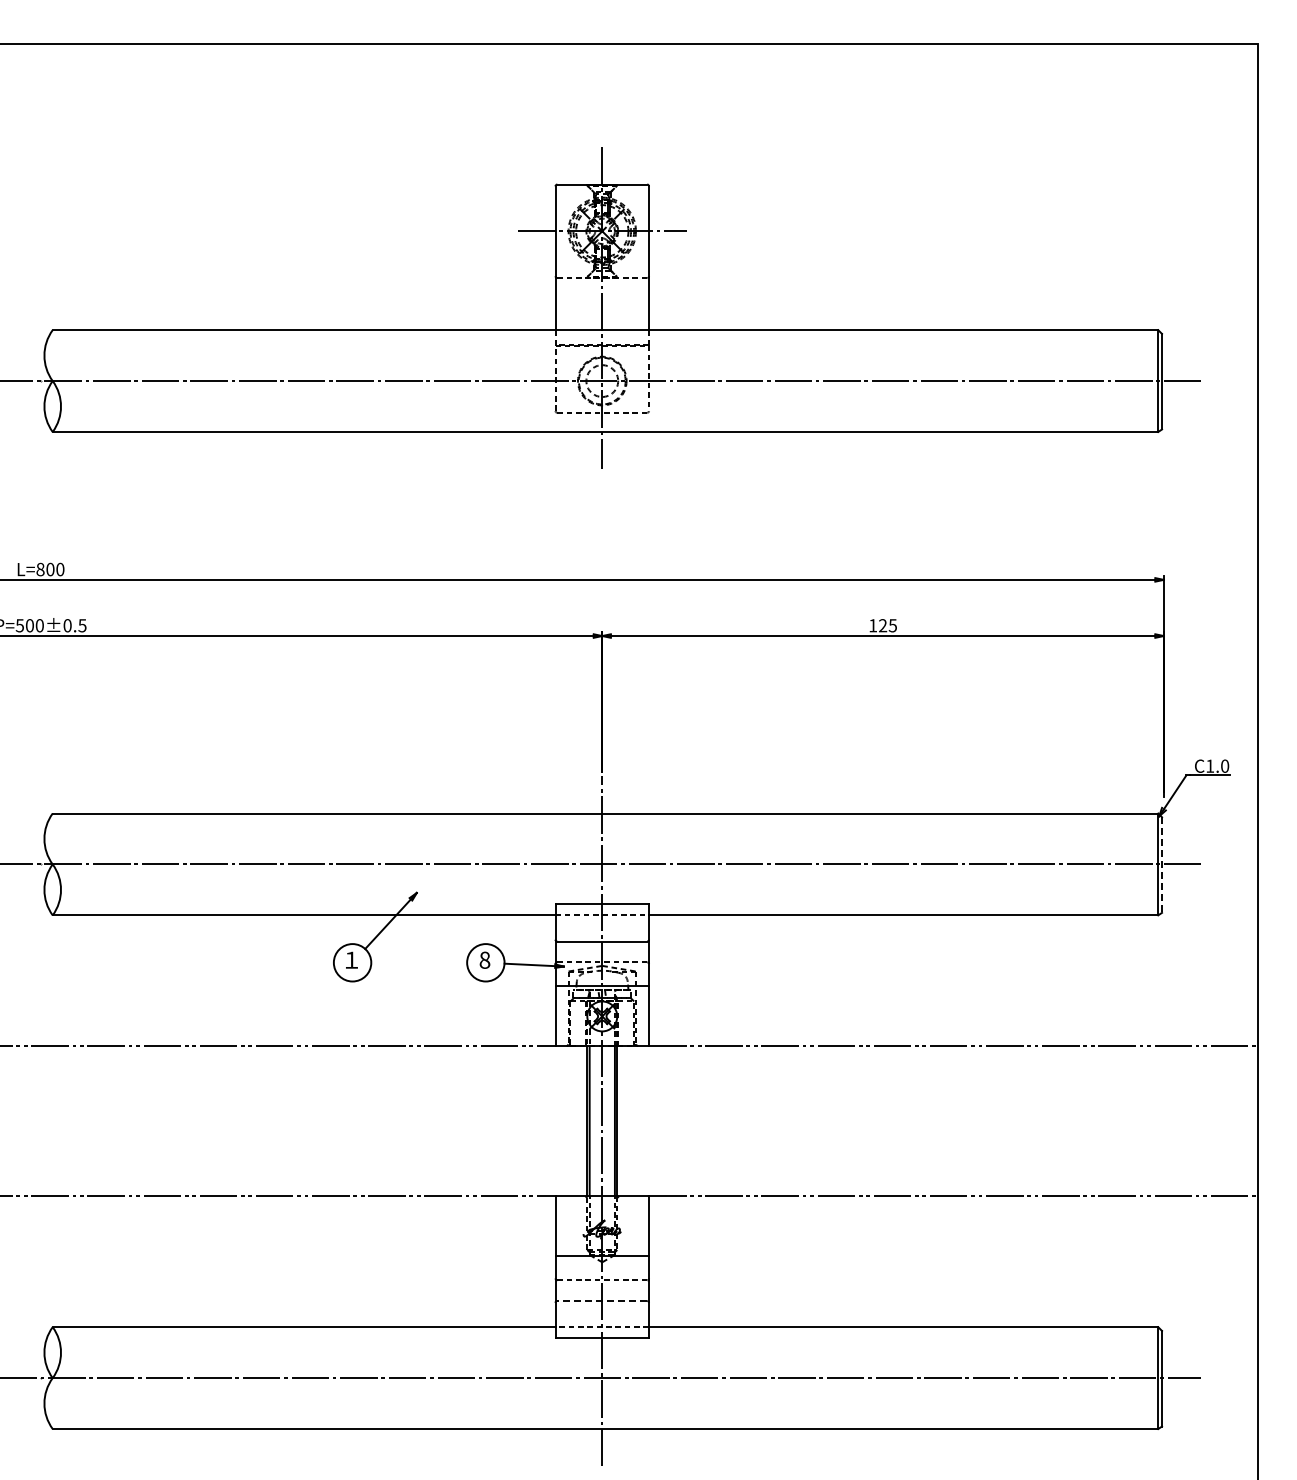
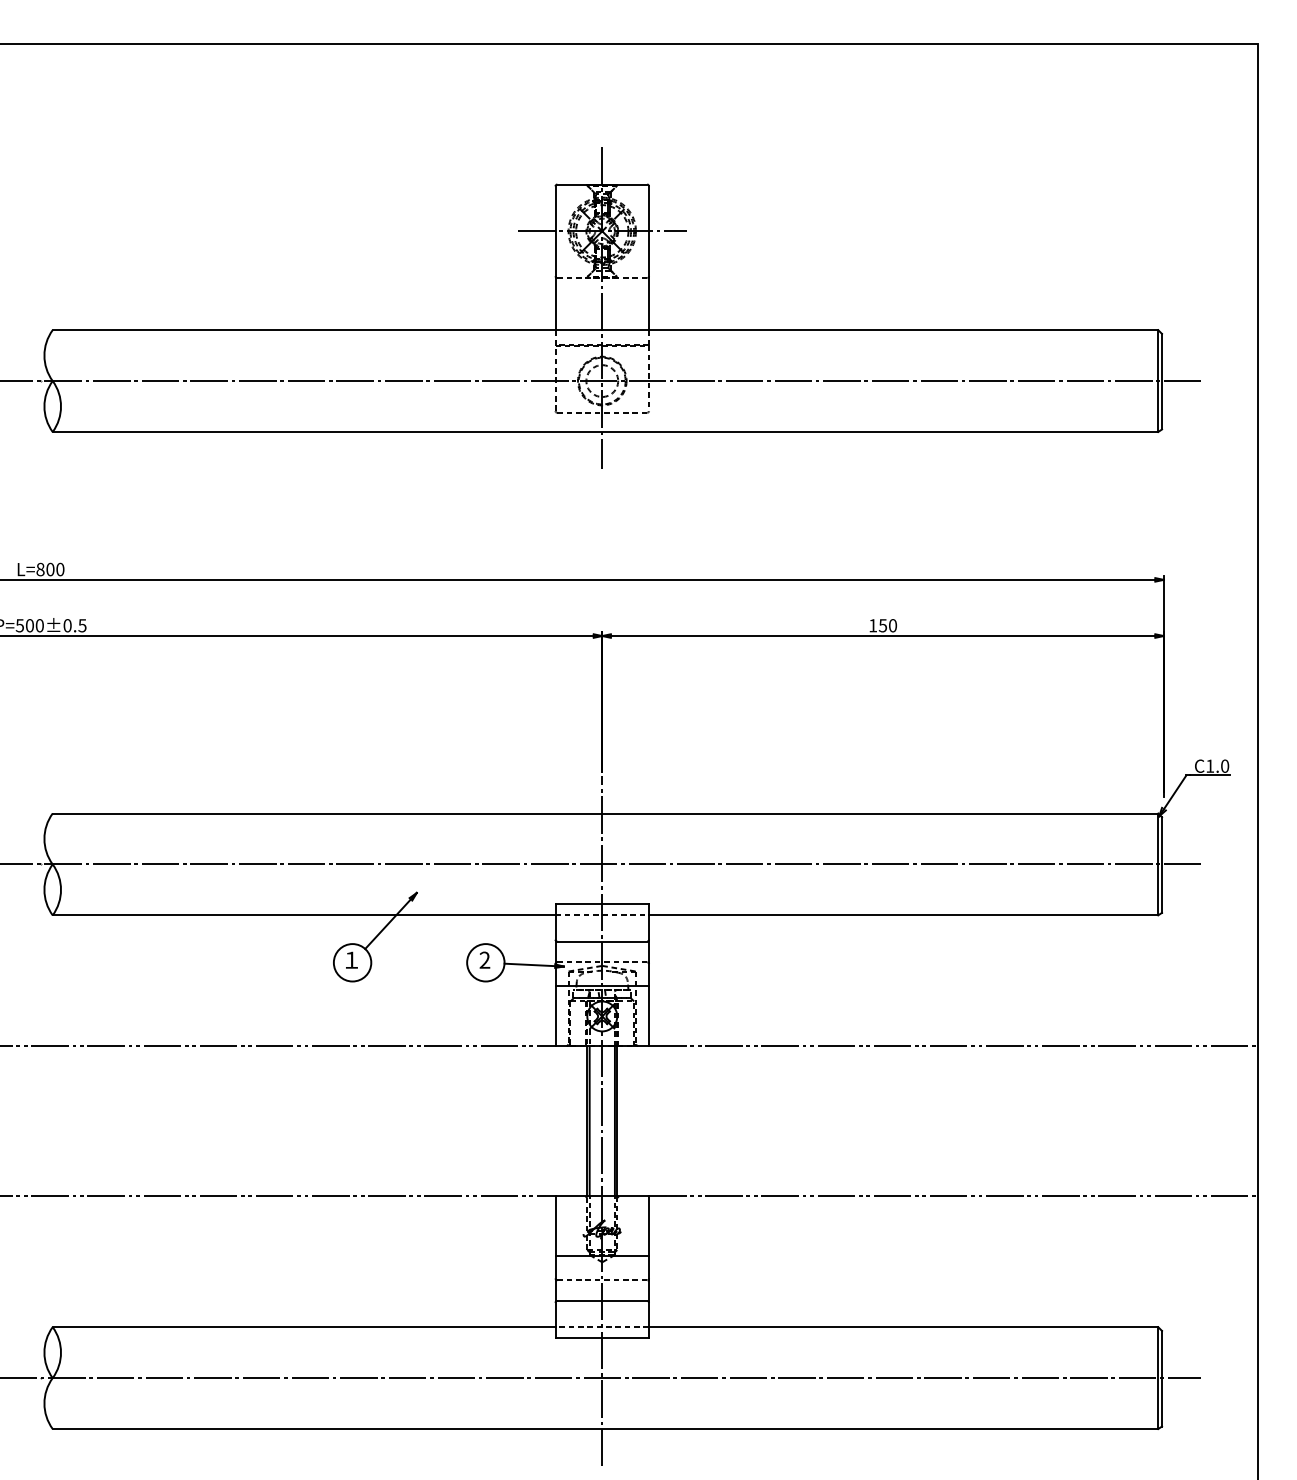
text: 125 -> 150 (887, 625)
line: dashed -> solid (1162, 865)
text: 8 -> 2 (484, 959)
line: dashed -> solid (602, 1300)
